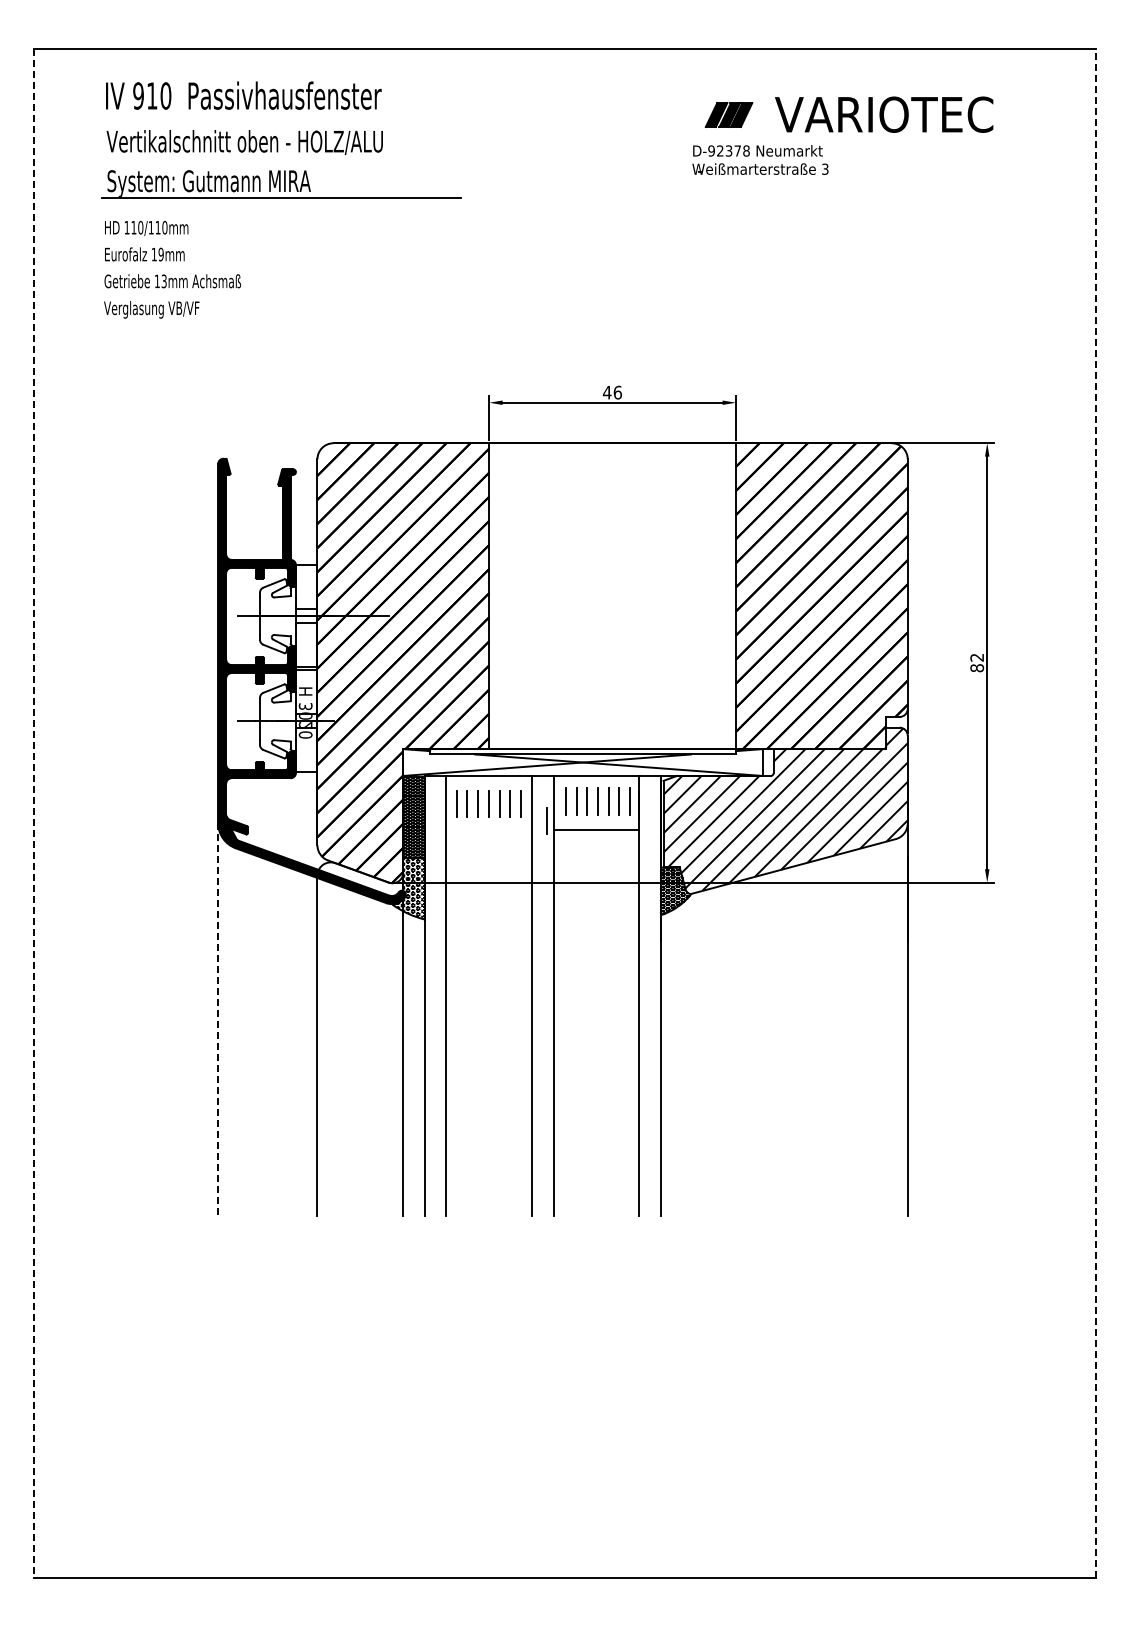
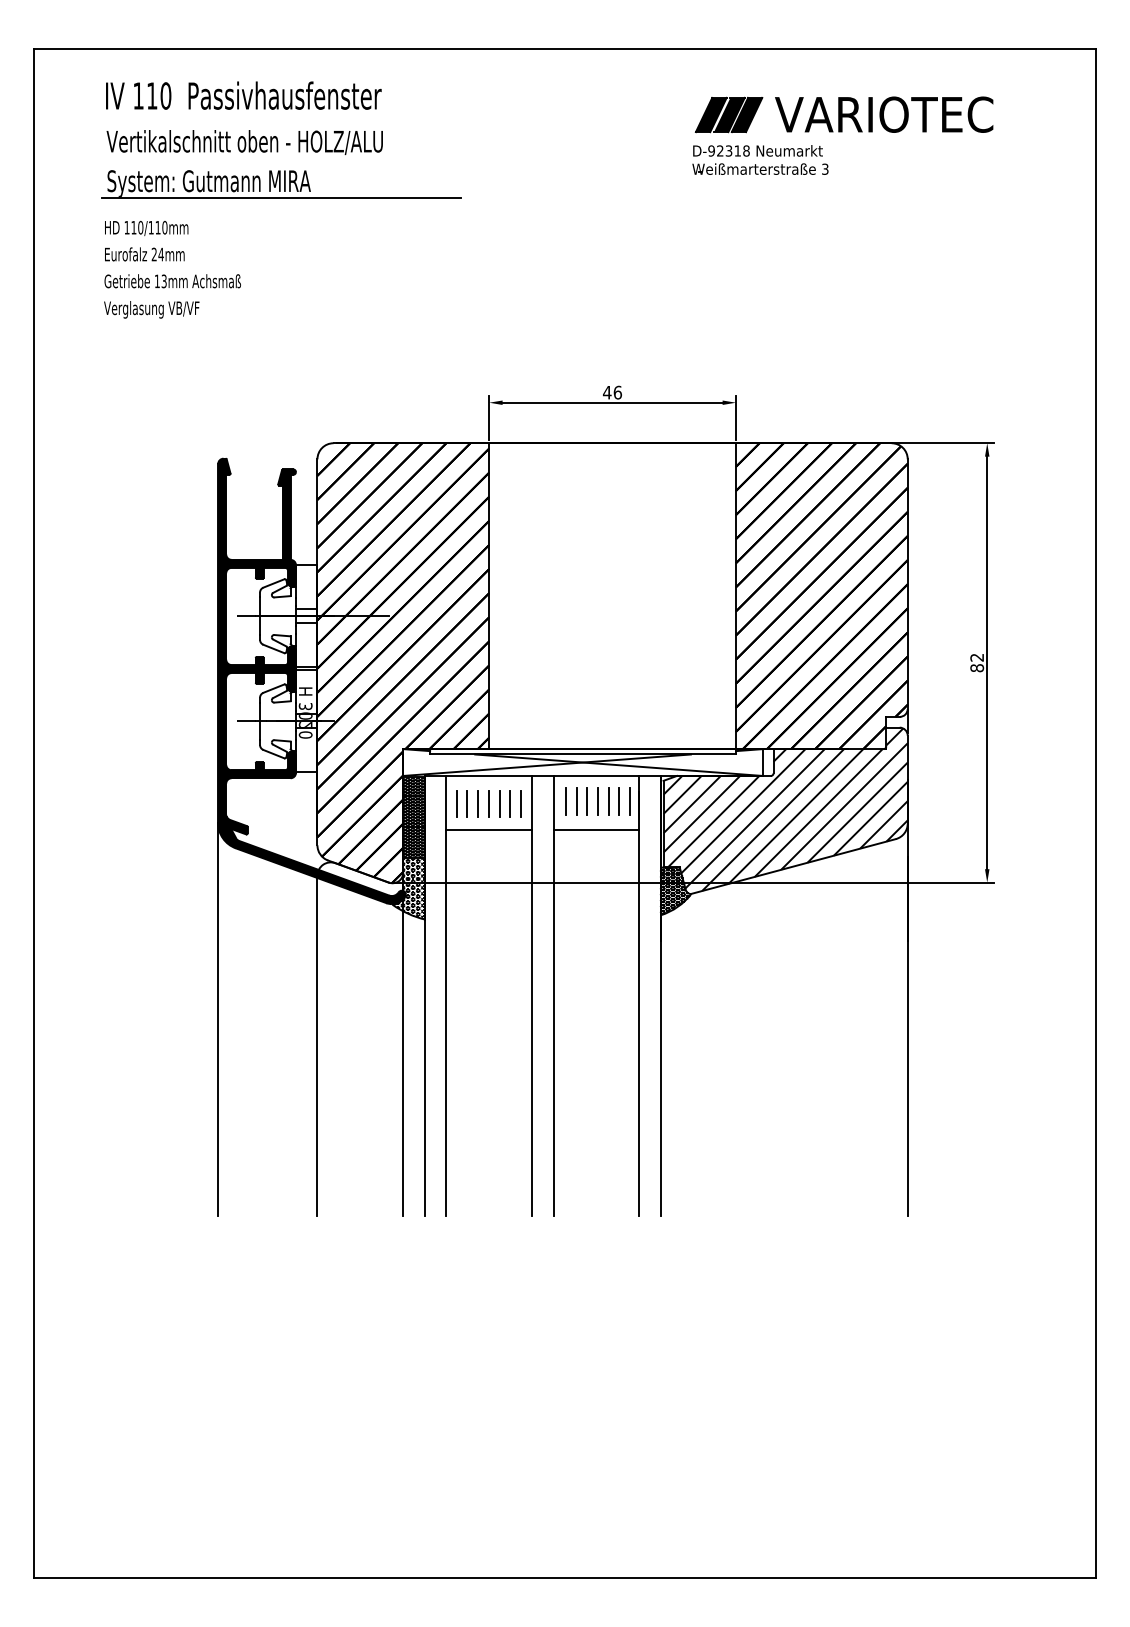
text: 910 -> 110 (138, 95)
part size: 50x26 px -> 70x38 px (728, 114)
text: D-92378 -> D-92318 (737, 150)
text: 19mm -> 24mm (157, 254)
line: dashed -> solid (33, 813)
line: dashed -> solid (1096, 813)
line: present -> none (546, 820)
line: none -> present (489, 829)
line: dashed -> solid (218, 1020)
